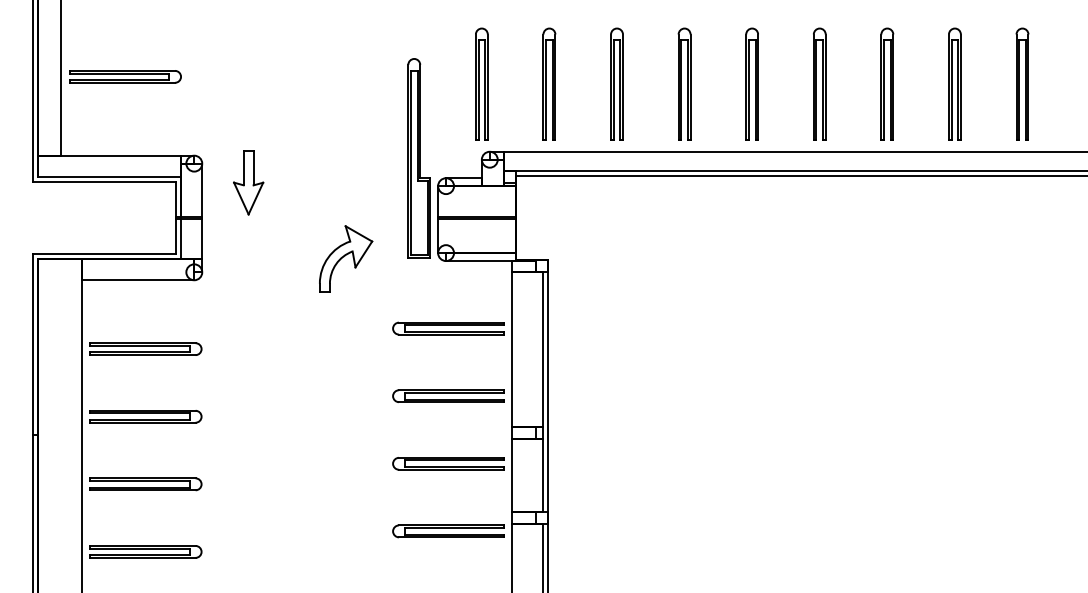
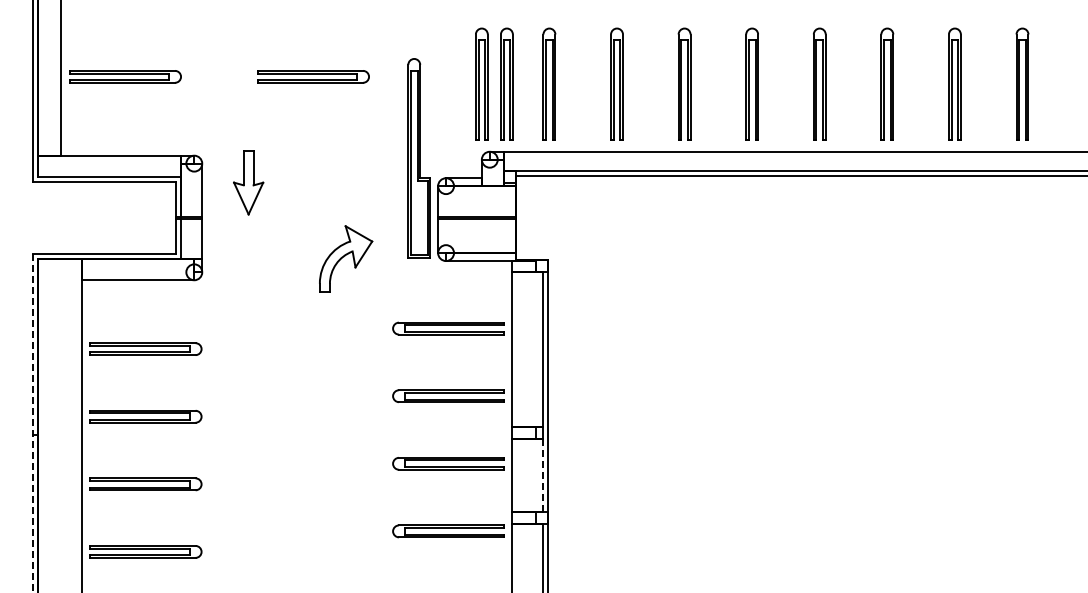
part: none -> present (313, 76)
part: none -> present (506, 83)
line: solid -> dashed (32, 423)
line: solid -> dashed (542, 475)
